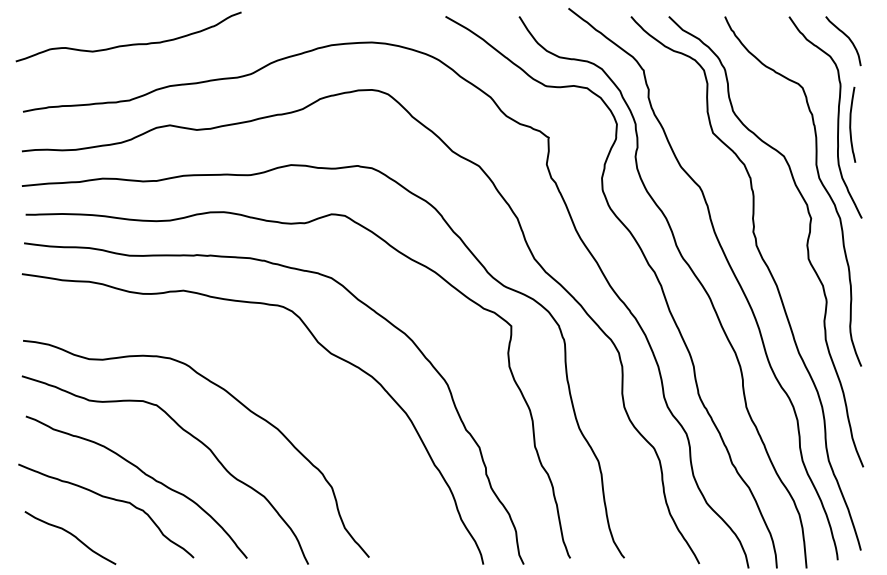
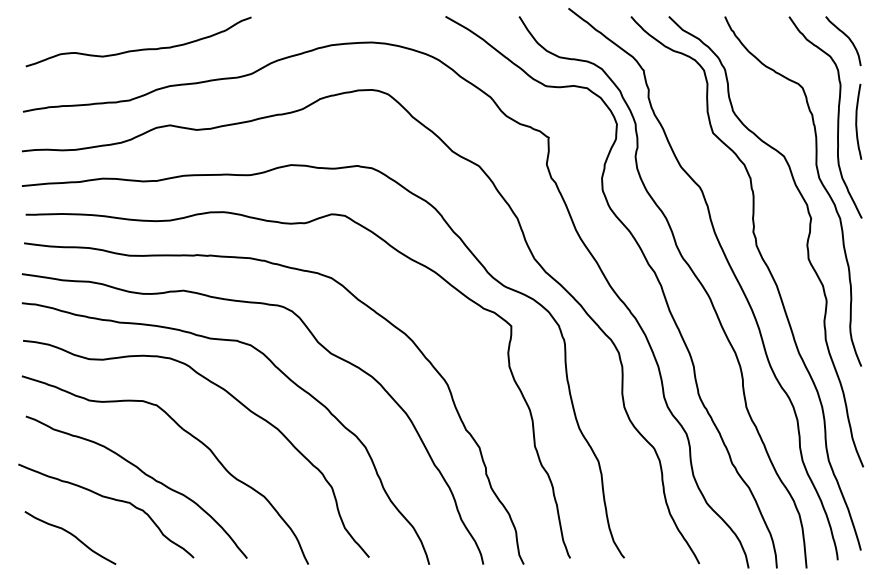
curve position: (128, 44) -> (138, 49) (138, 49)
curve position: (851, 124) -> (857, 121) (857, 121)
curve: none -> present (280, 372)
